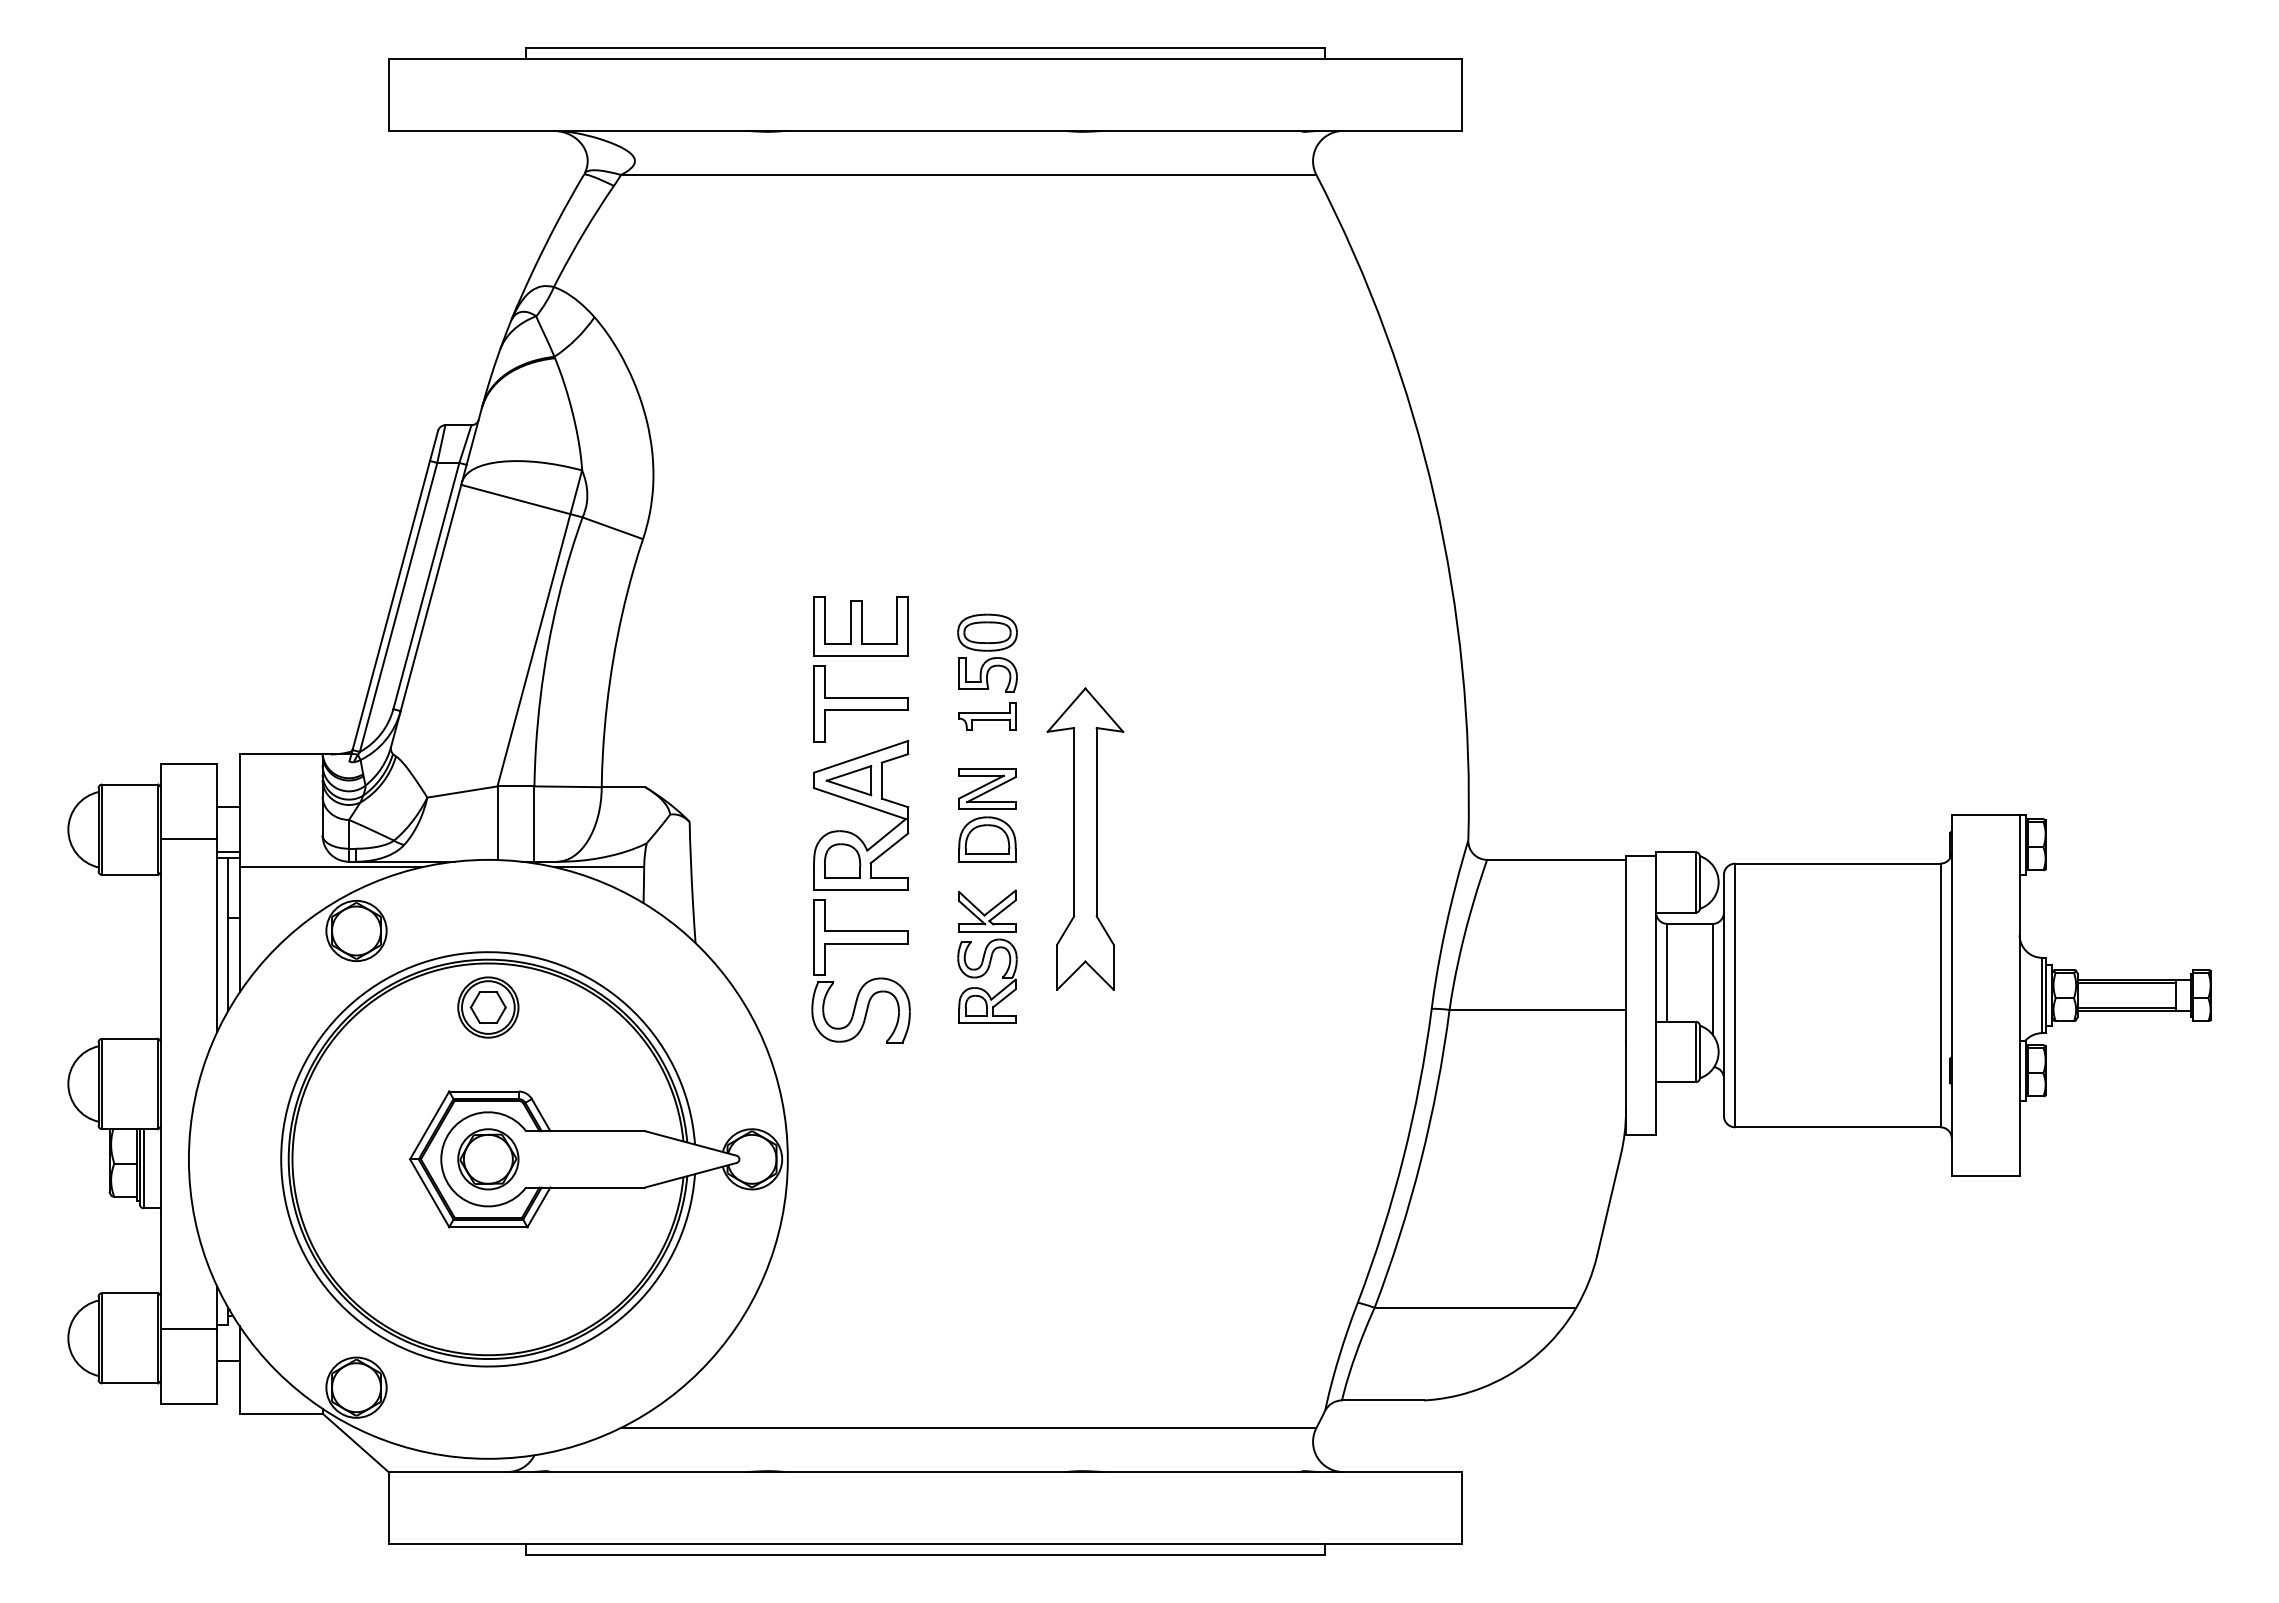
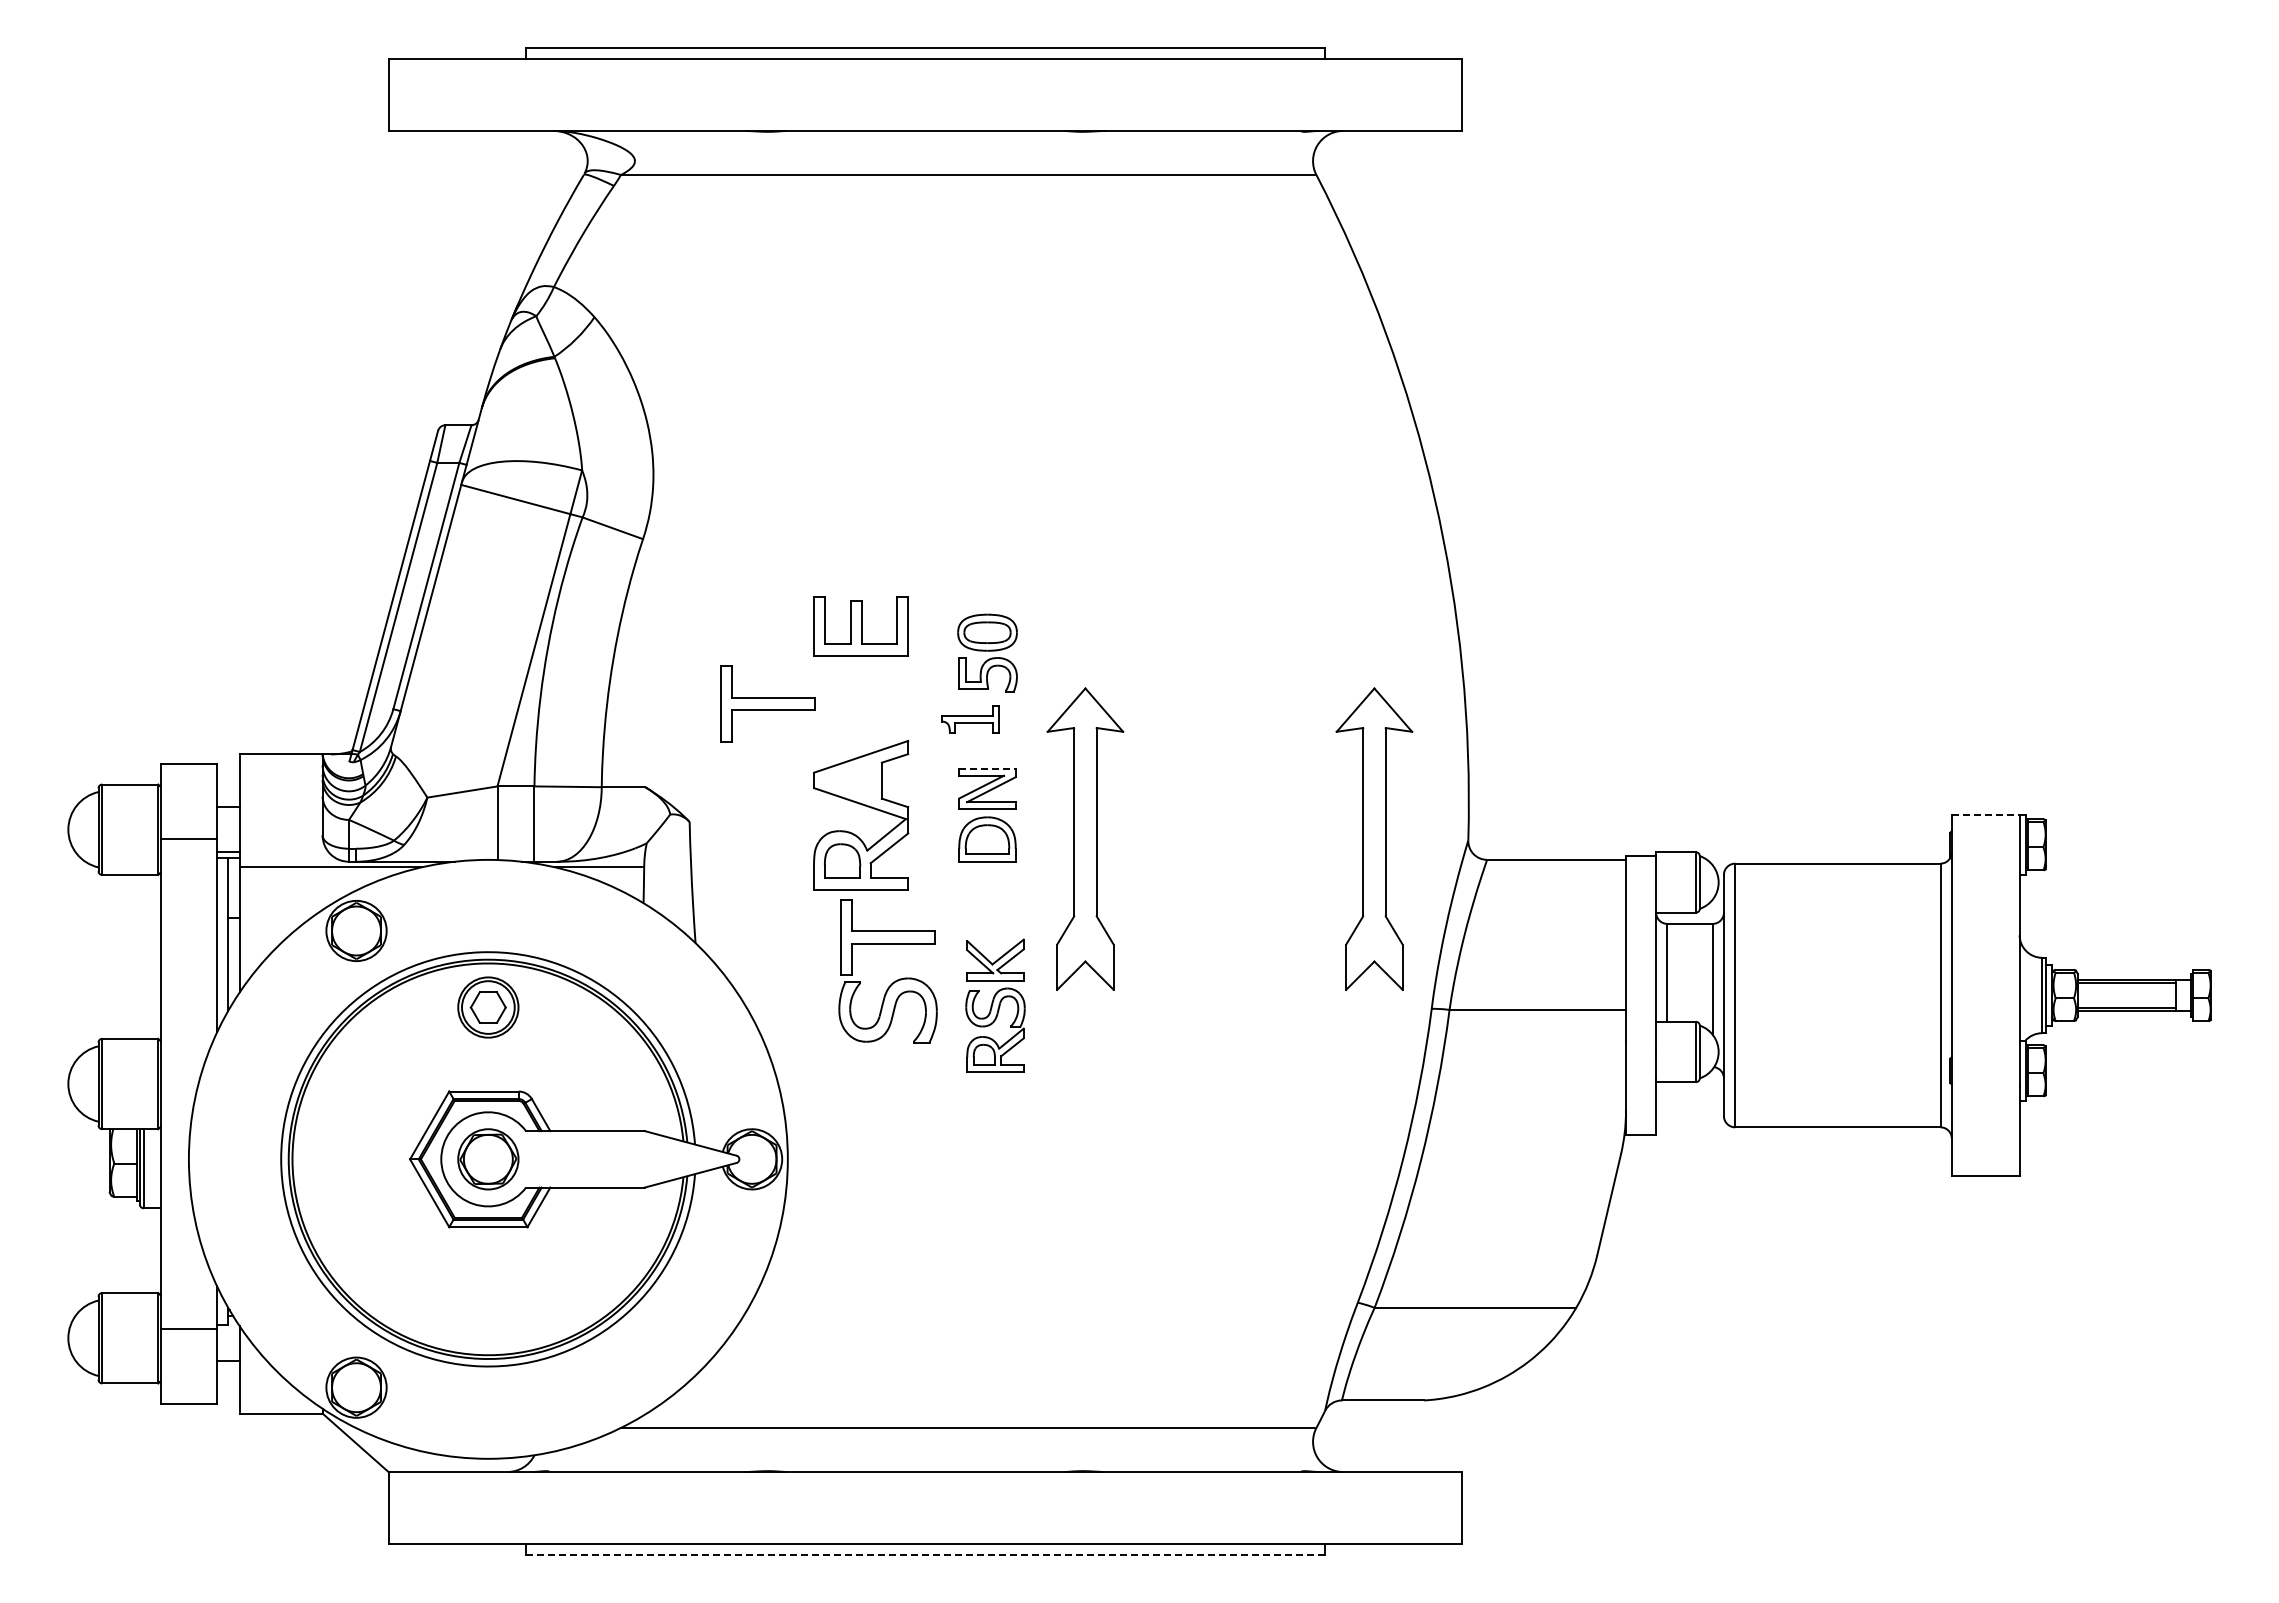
part position: (860, 703) -> (767, 703) (767, 703)
part position: (987, 716) -> (970, 719) (970, 719)
line: solid -> dashed (987, 768)
part: present -> none (848, 780)
line: solid -> dashed (1985, 814)
part: none -> present (1374, 838)
part position: (987, 956) -> (995, 1005) (995, 1005)
part position: (866, 981) -> (893, 981) (893, 981)
line: solid -> dashed (924, 1554)
